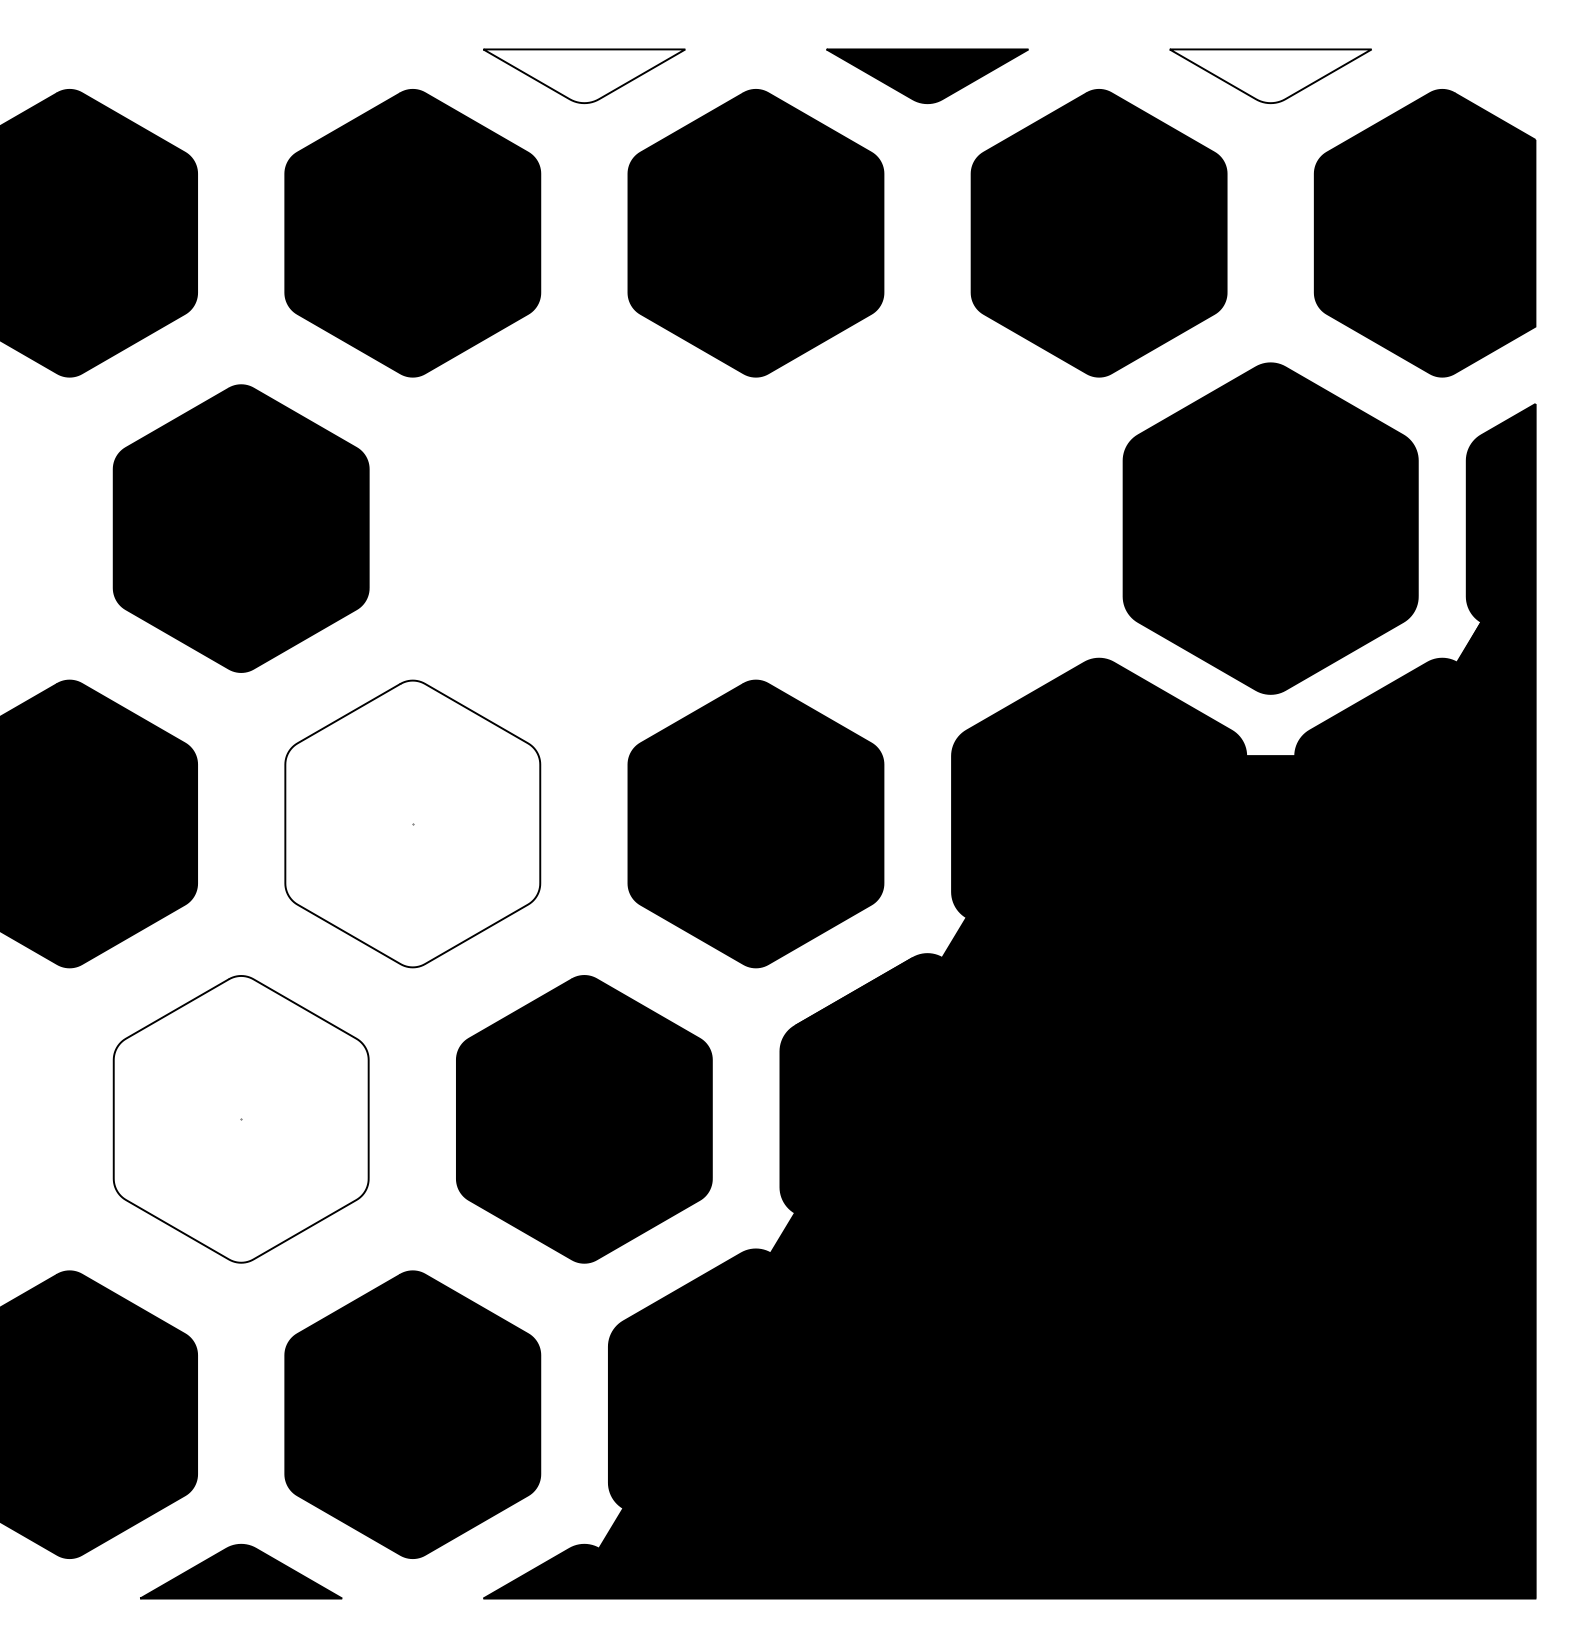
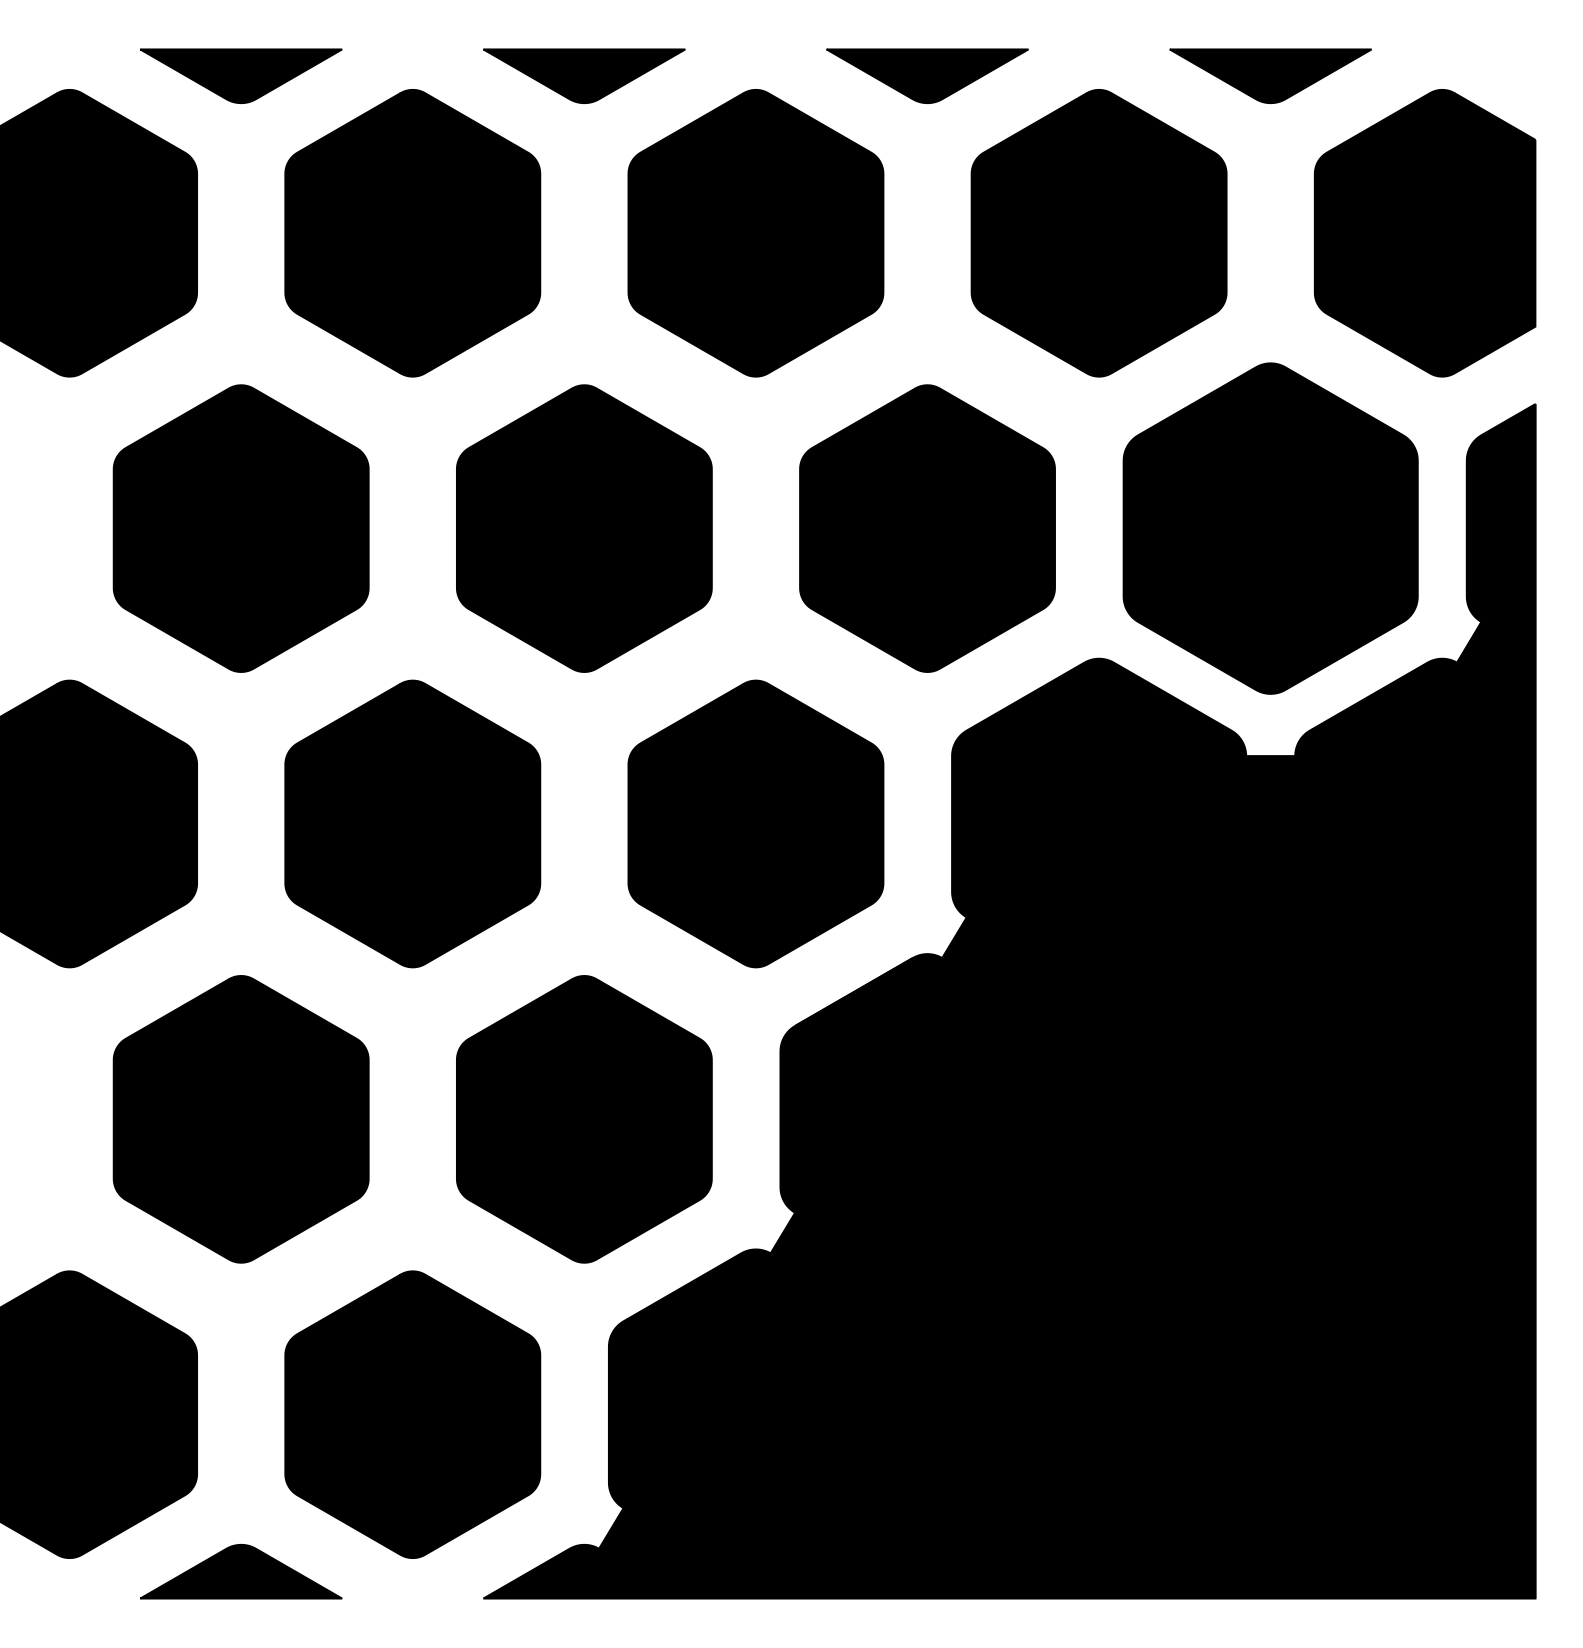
part: none -> present (241, 75)
fill: none -> present (584, 76)
fill: none -> present (1270, 76)
part: none -> present (584, 528)
part: none -> present (927, 528)
fill: none -> present (412, 823)
fill: none -> present (240, 1118)
